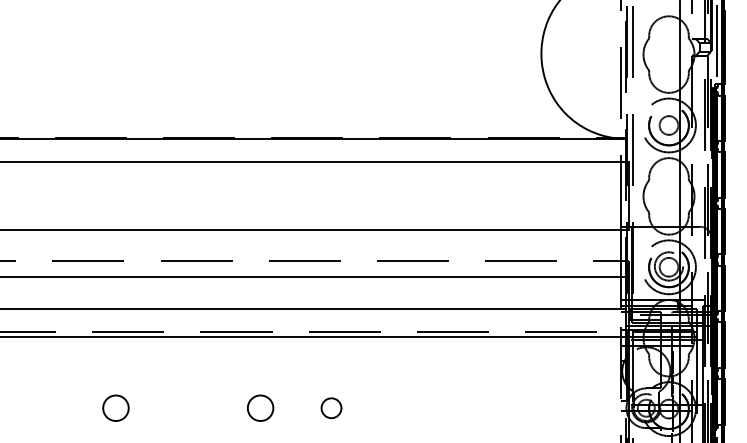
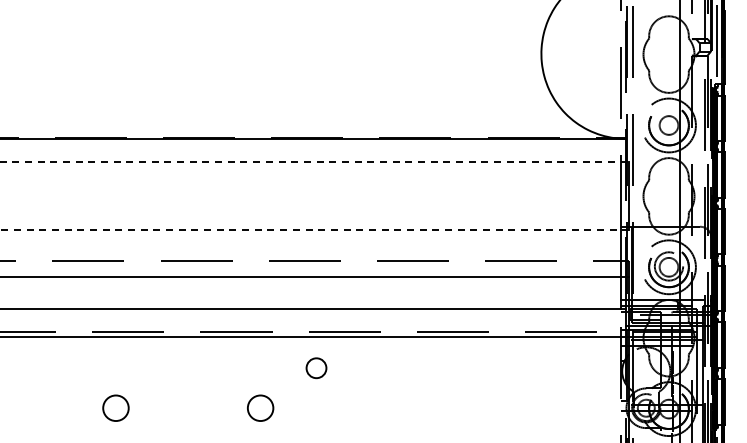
line: solid -> dashed (315, 161)
line: solid -> dashed (314, 229)
circle position: (331, 408) -> (316, 368) (316, 368)
